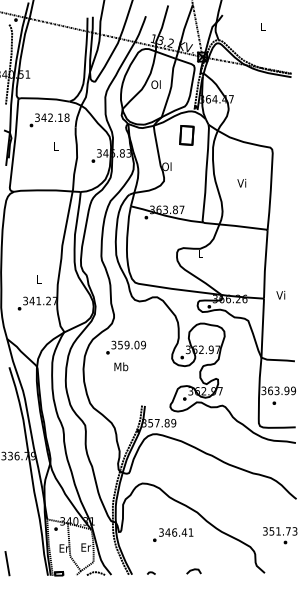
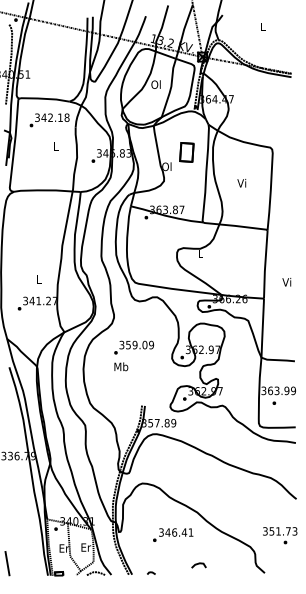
part position: (186, 135) -> (186, 152) (186, 152)
text position: (280, 295) -> (286, 282) (286, 282)
text position: (125, 347) -> (133, 347) (133, 347)
line position: (193, 570) -> (198, 564) (198, 564)
